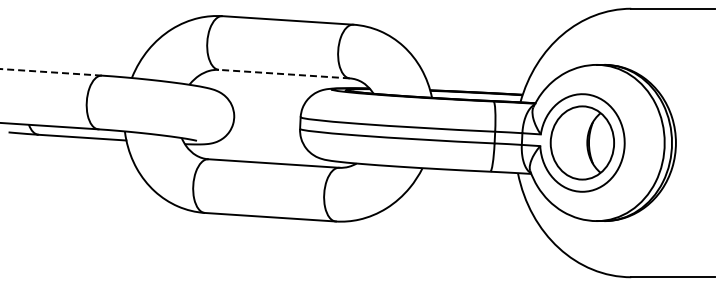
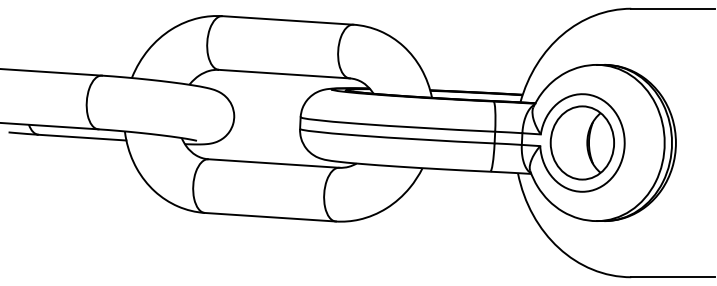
line: dashed -> solid (51, 72)
line: dashed -> solid (284, 74)
